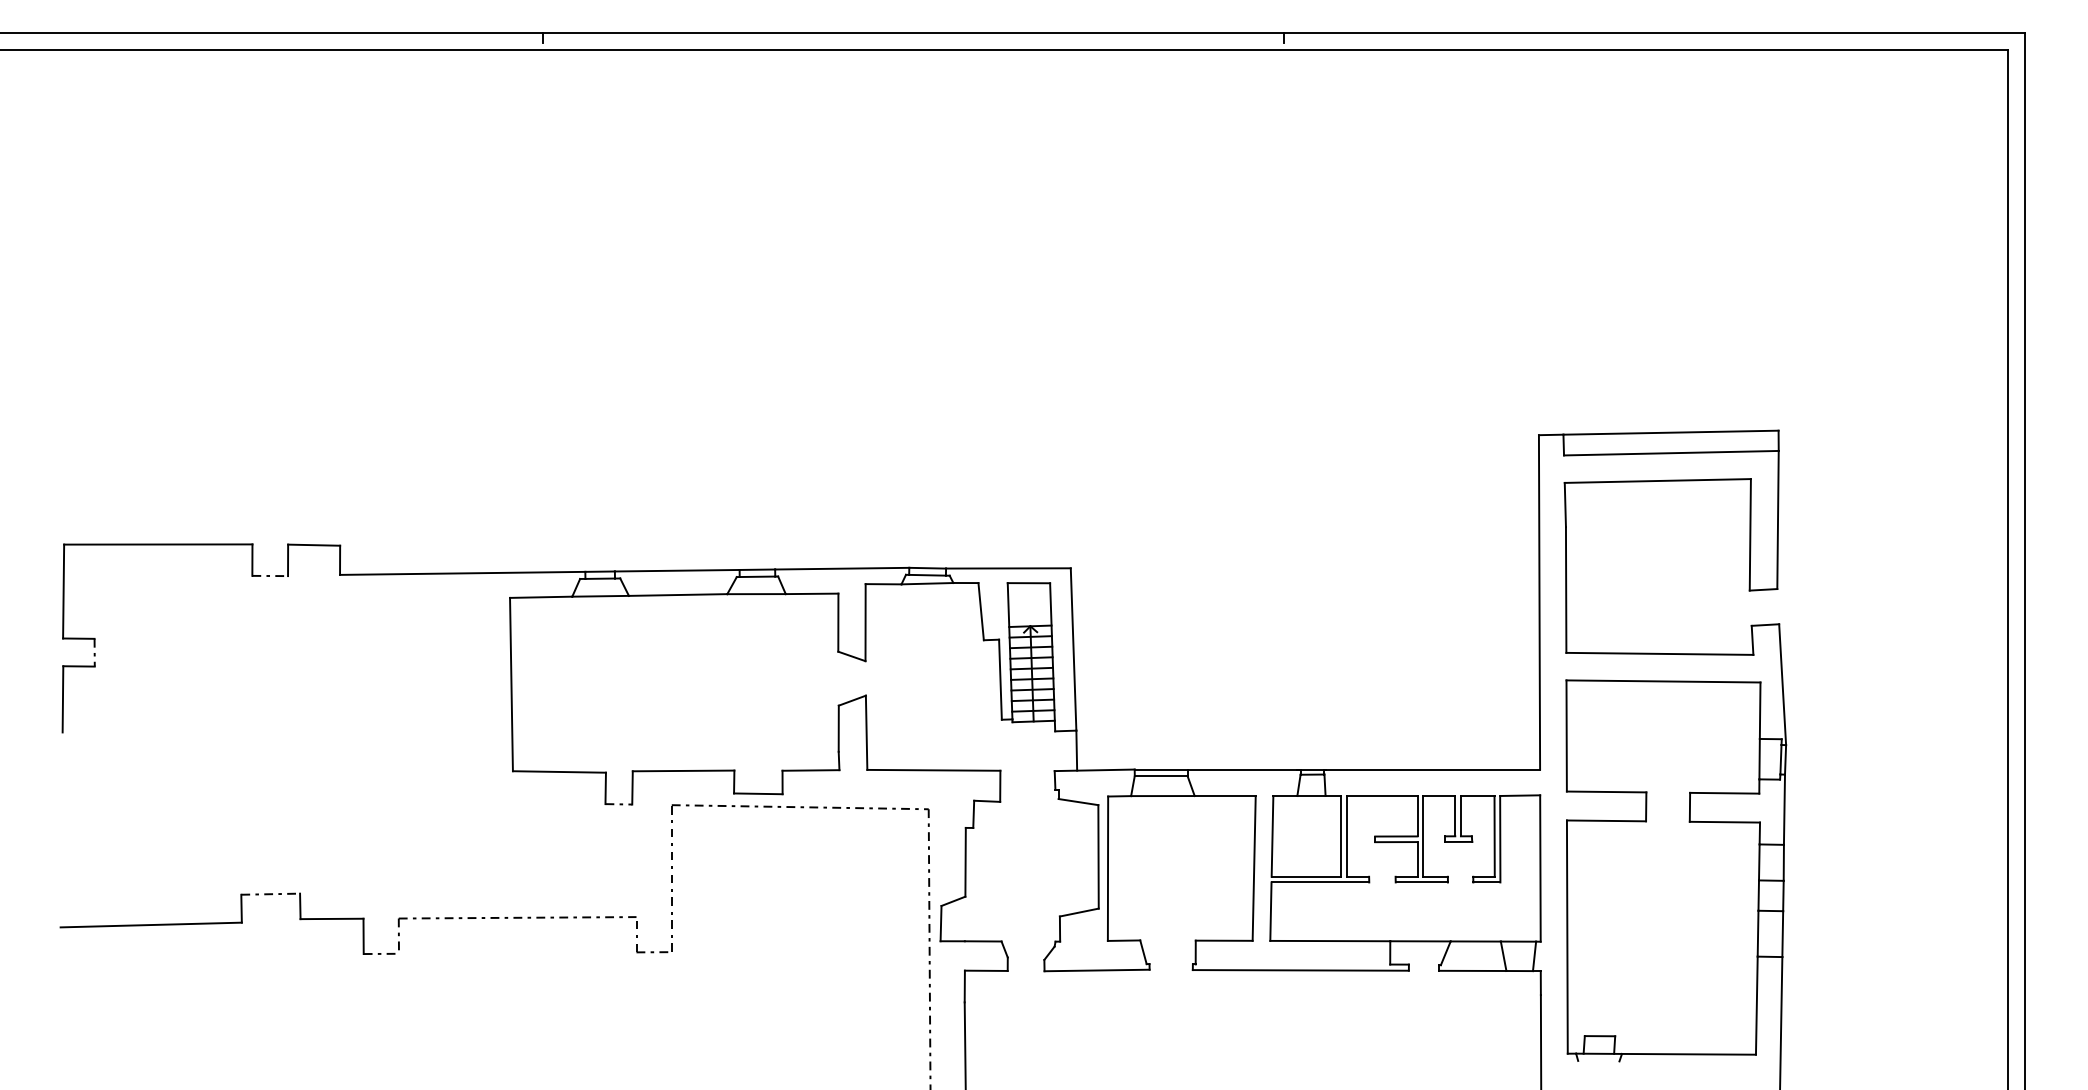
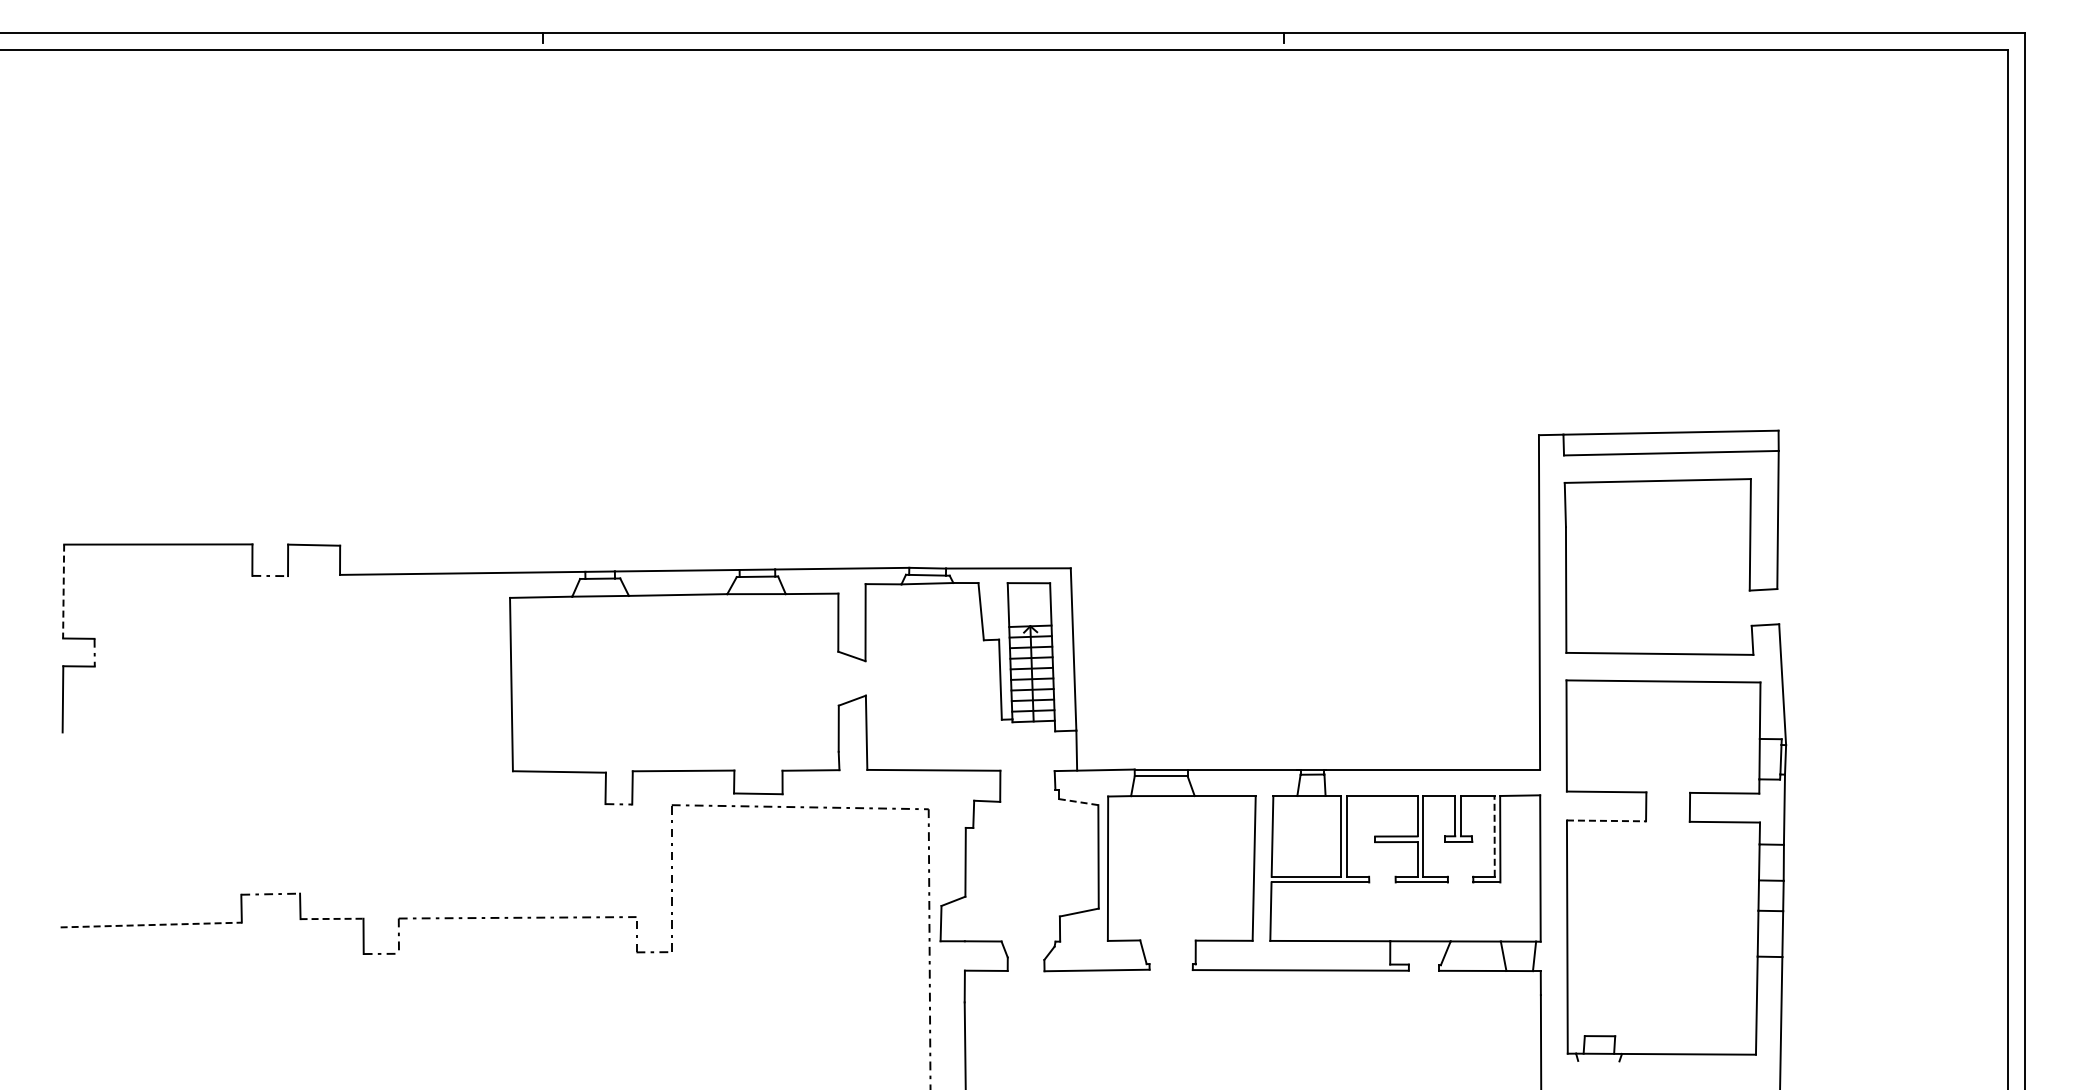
line: solid -> dashed (63, 591)
line: solid -> dashed (1077, 802)
line: solid -> dashed (1606, 820)
line: solid -> dashed (1494, 835)
line: solid -> dashed (332, 918)
line: solid -> dashed (151, 925)
